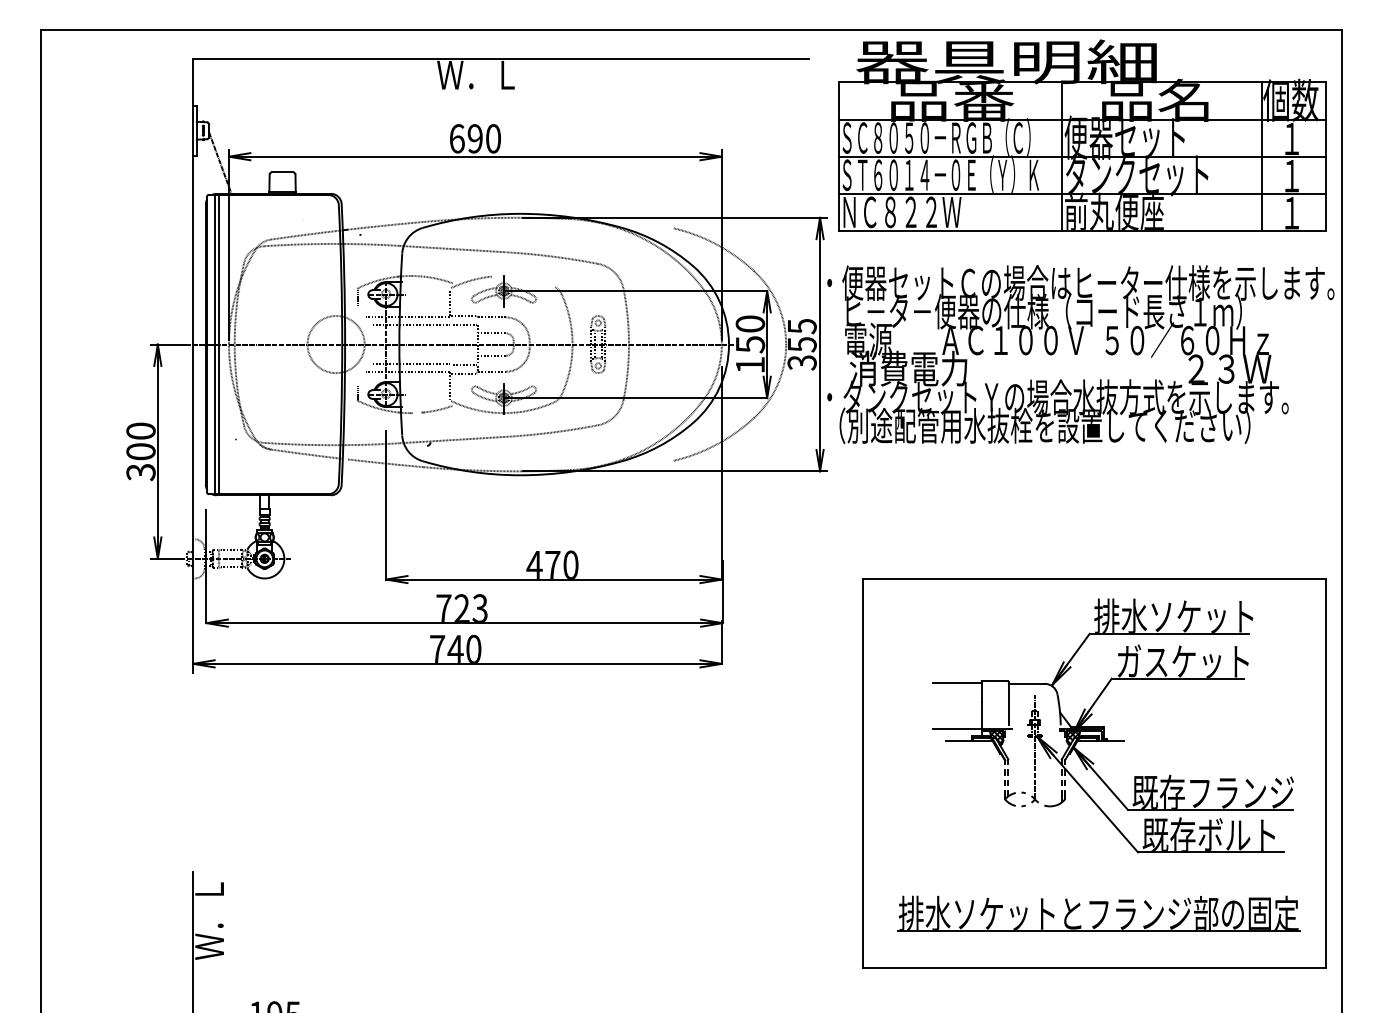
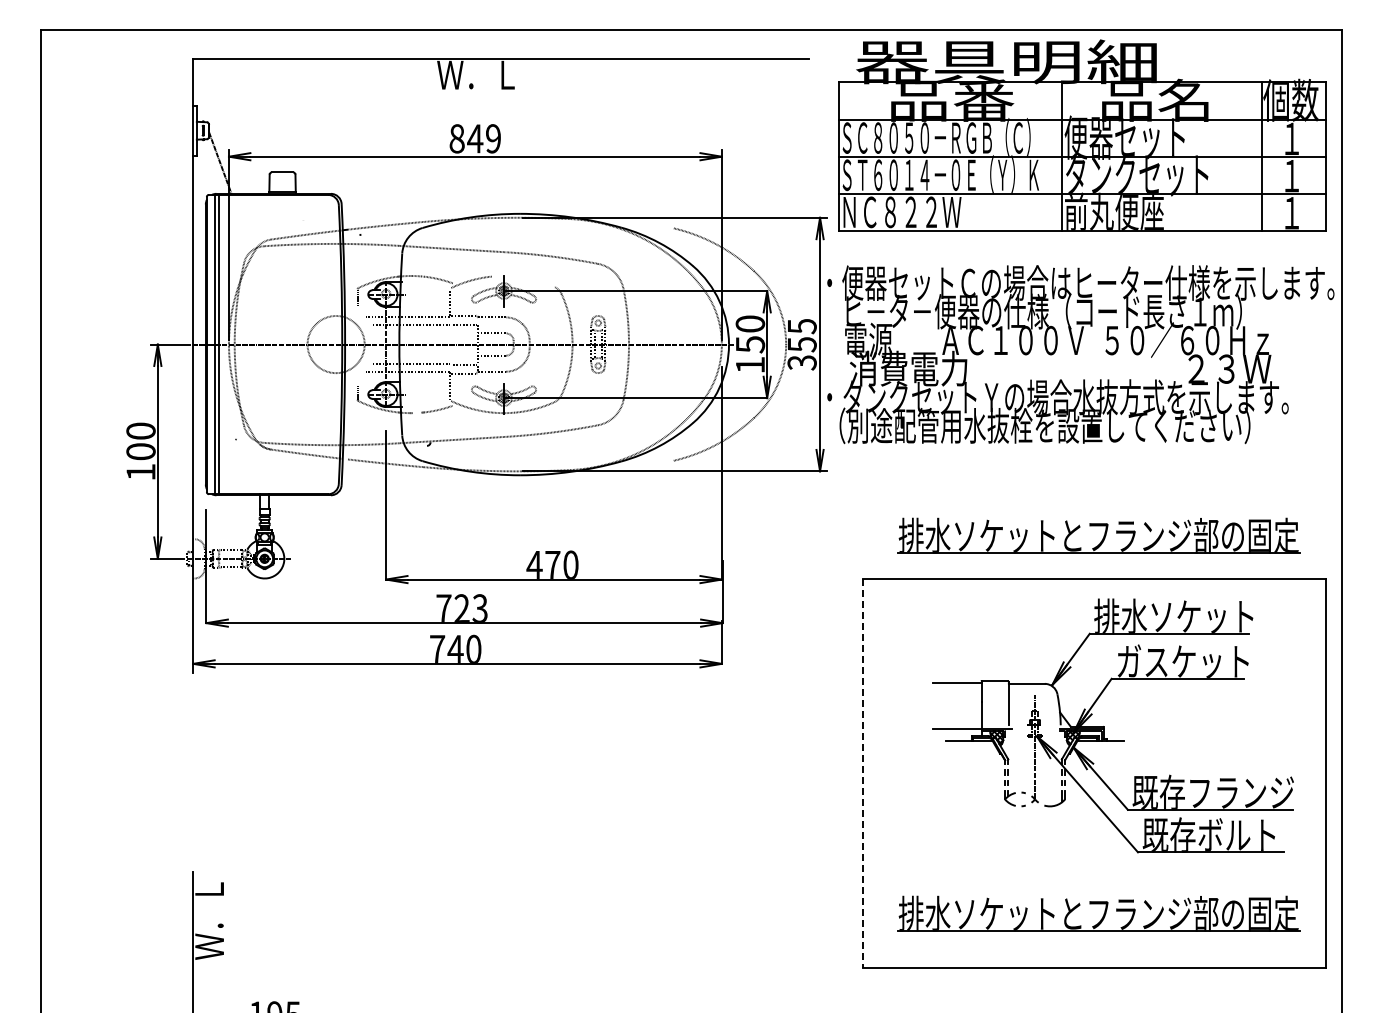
text: 690 -> 849 (474, 138)
text: 300 -> 100 (140, 472)
part: none -> present (1098, 535)
line: solid -> dashed (862, 773)
